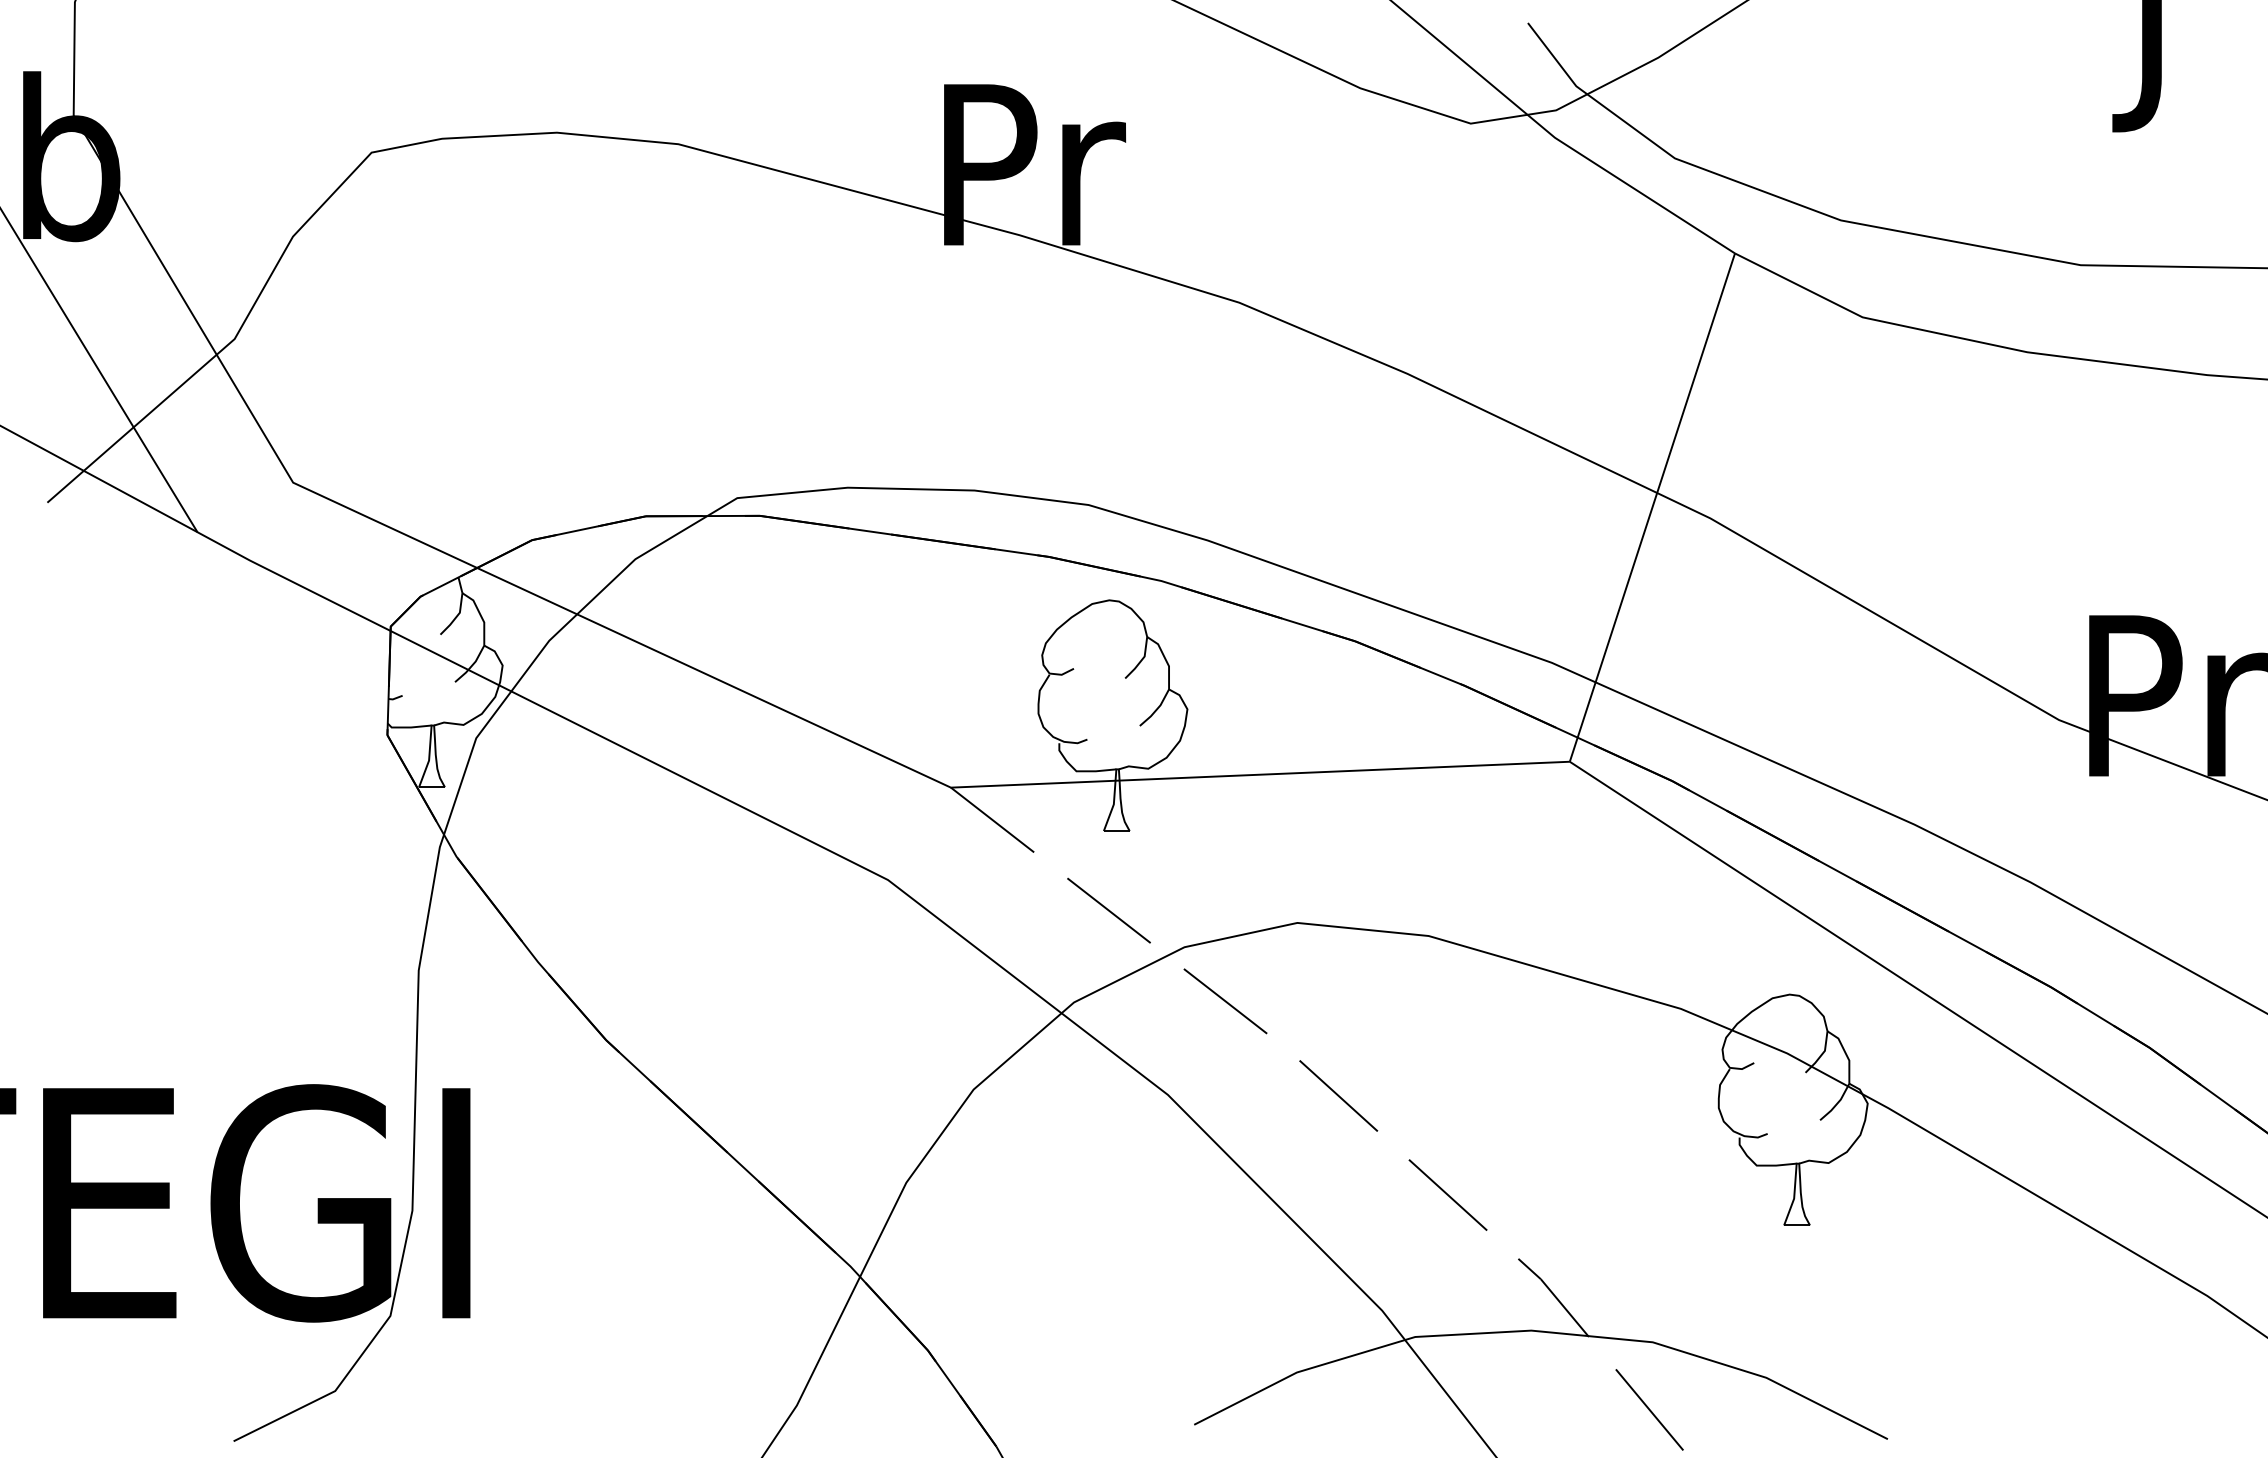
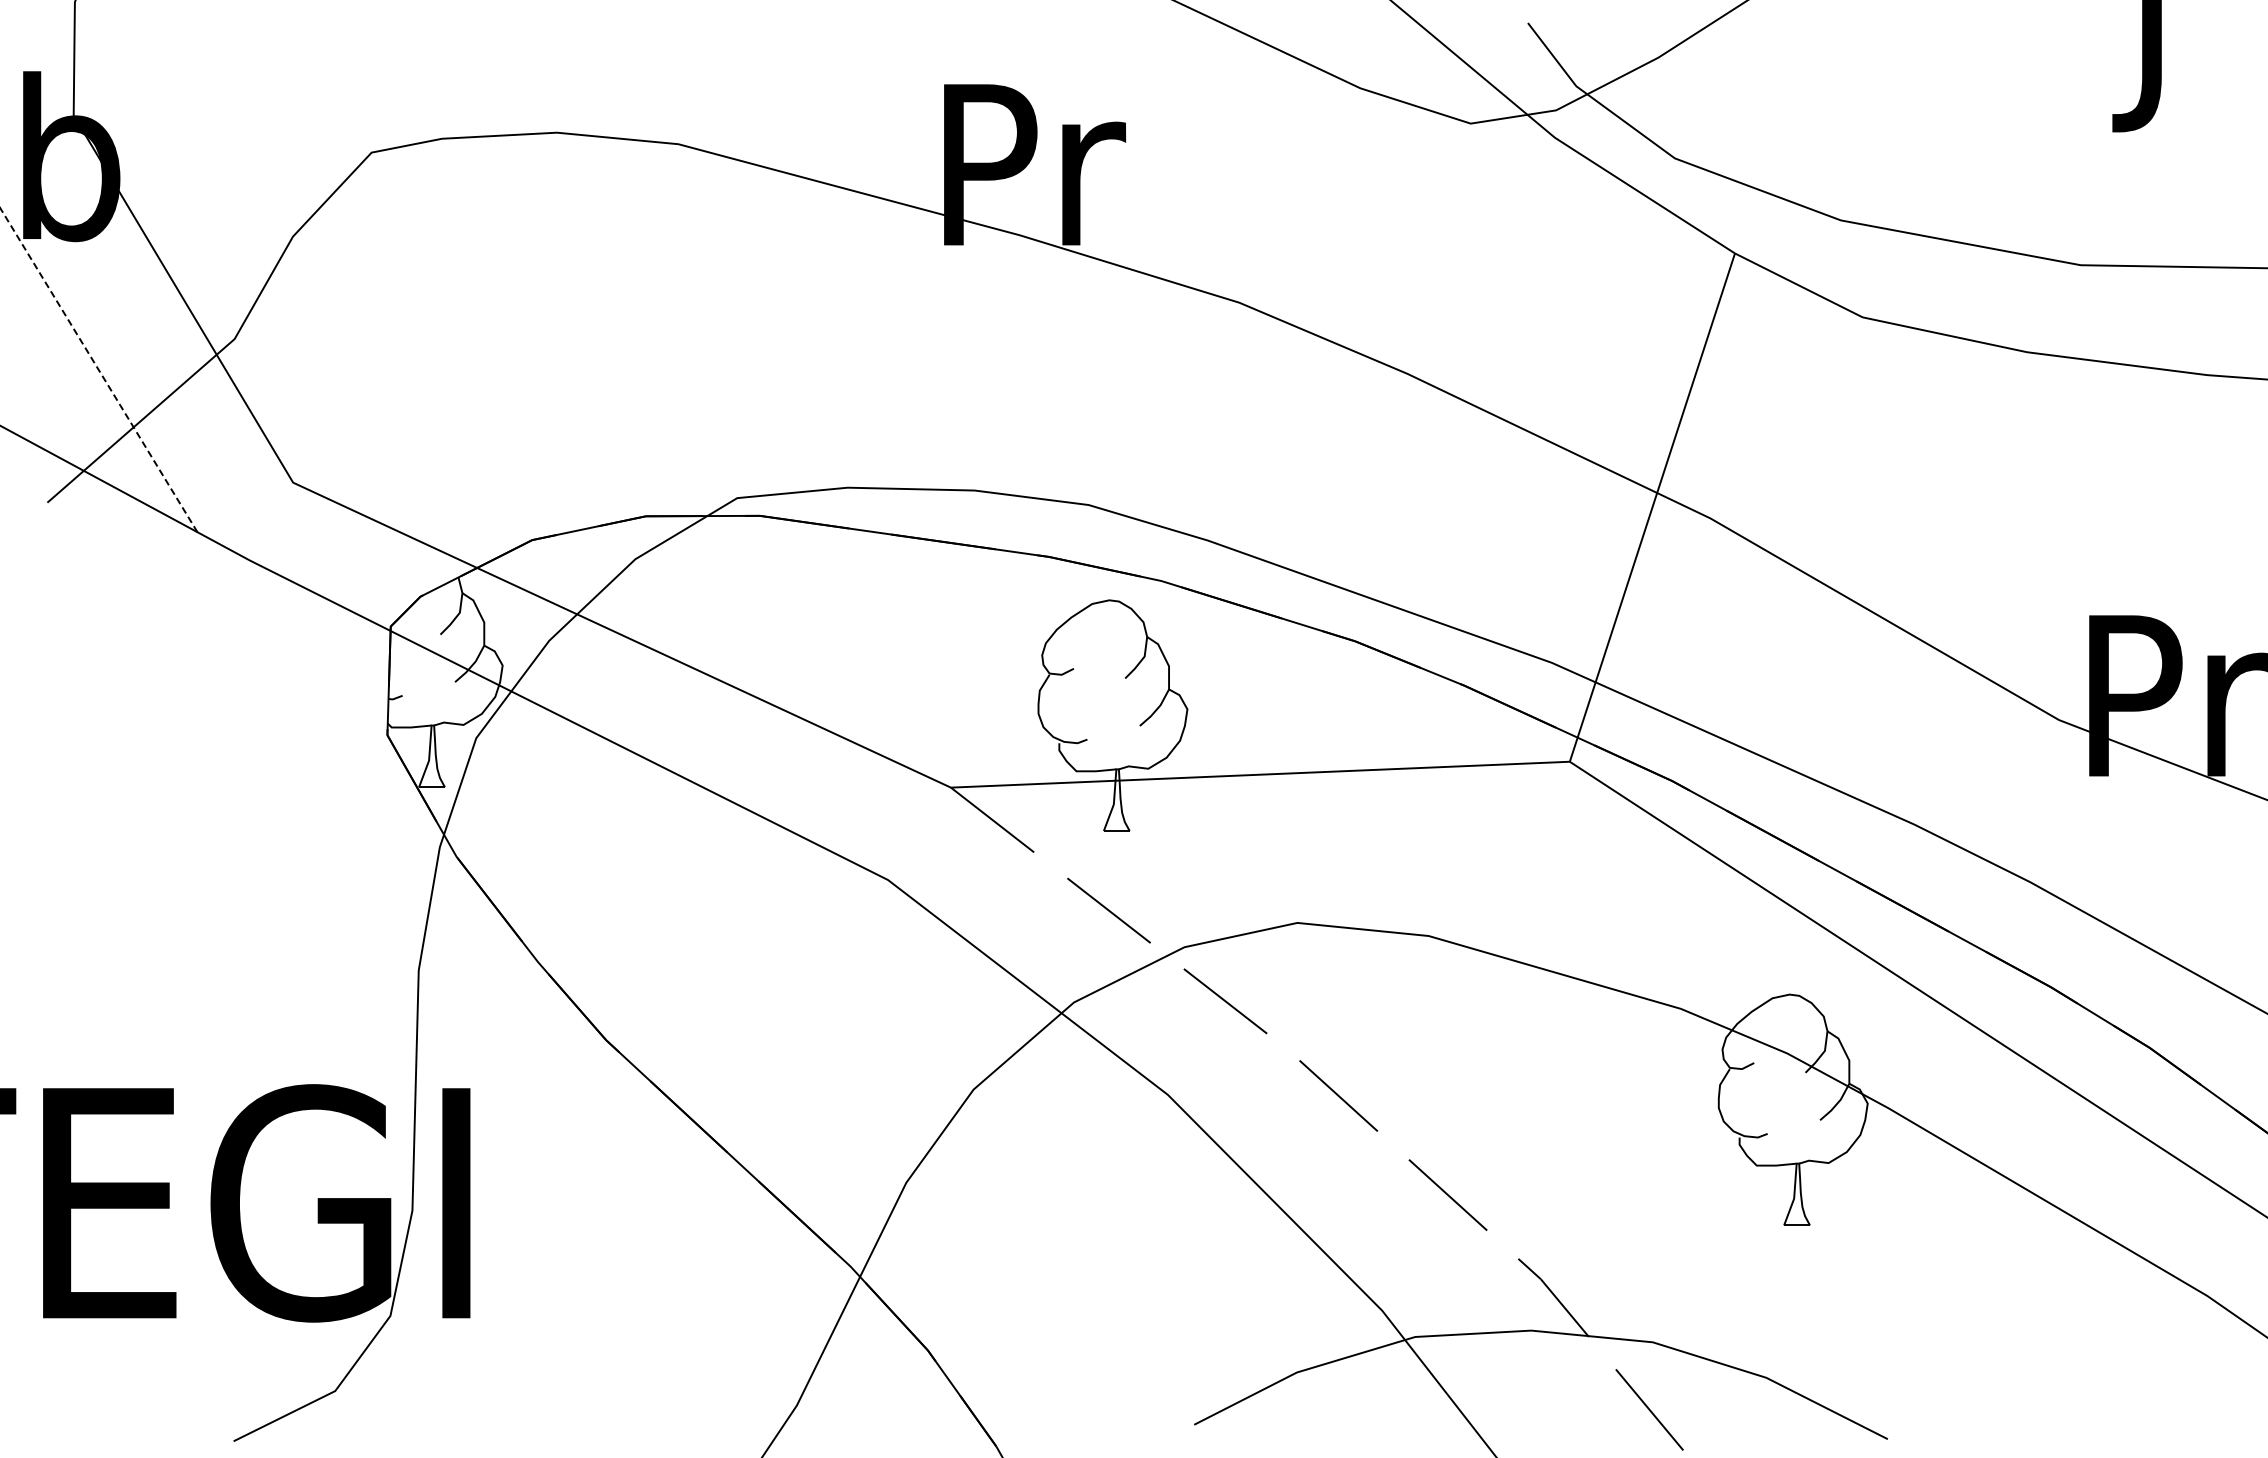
line: solid -> dashed (98, 370)
